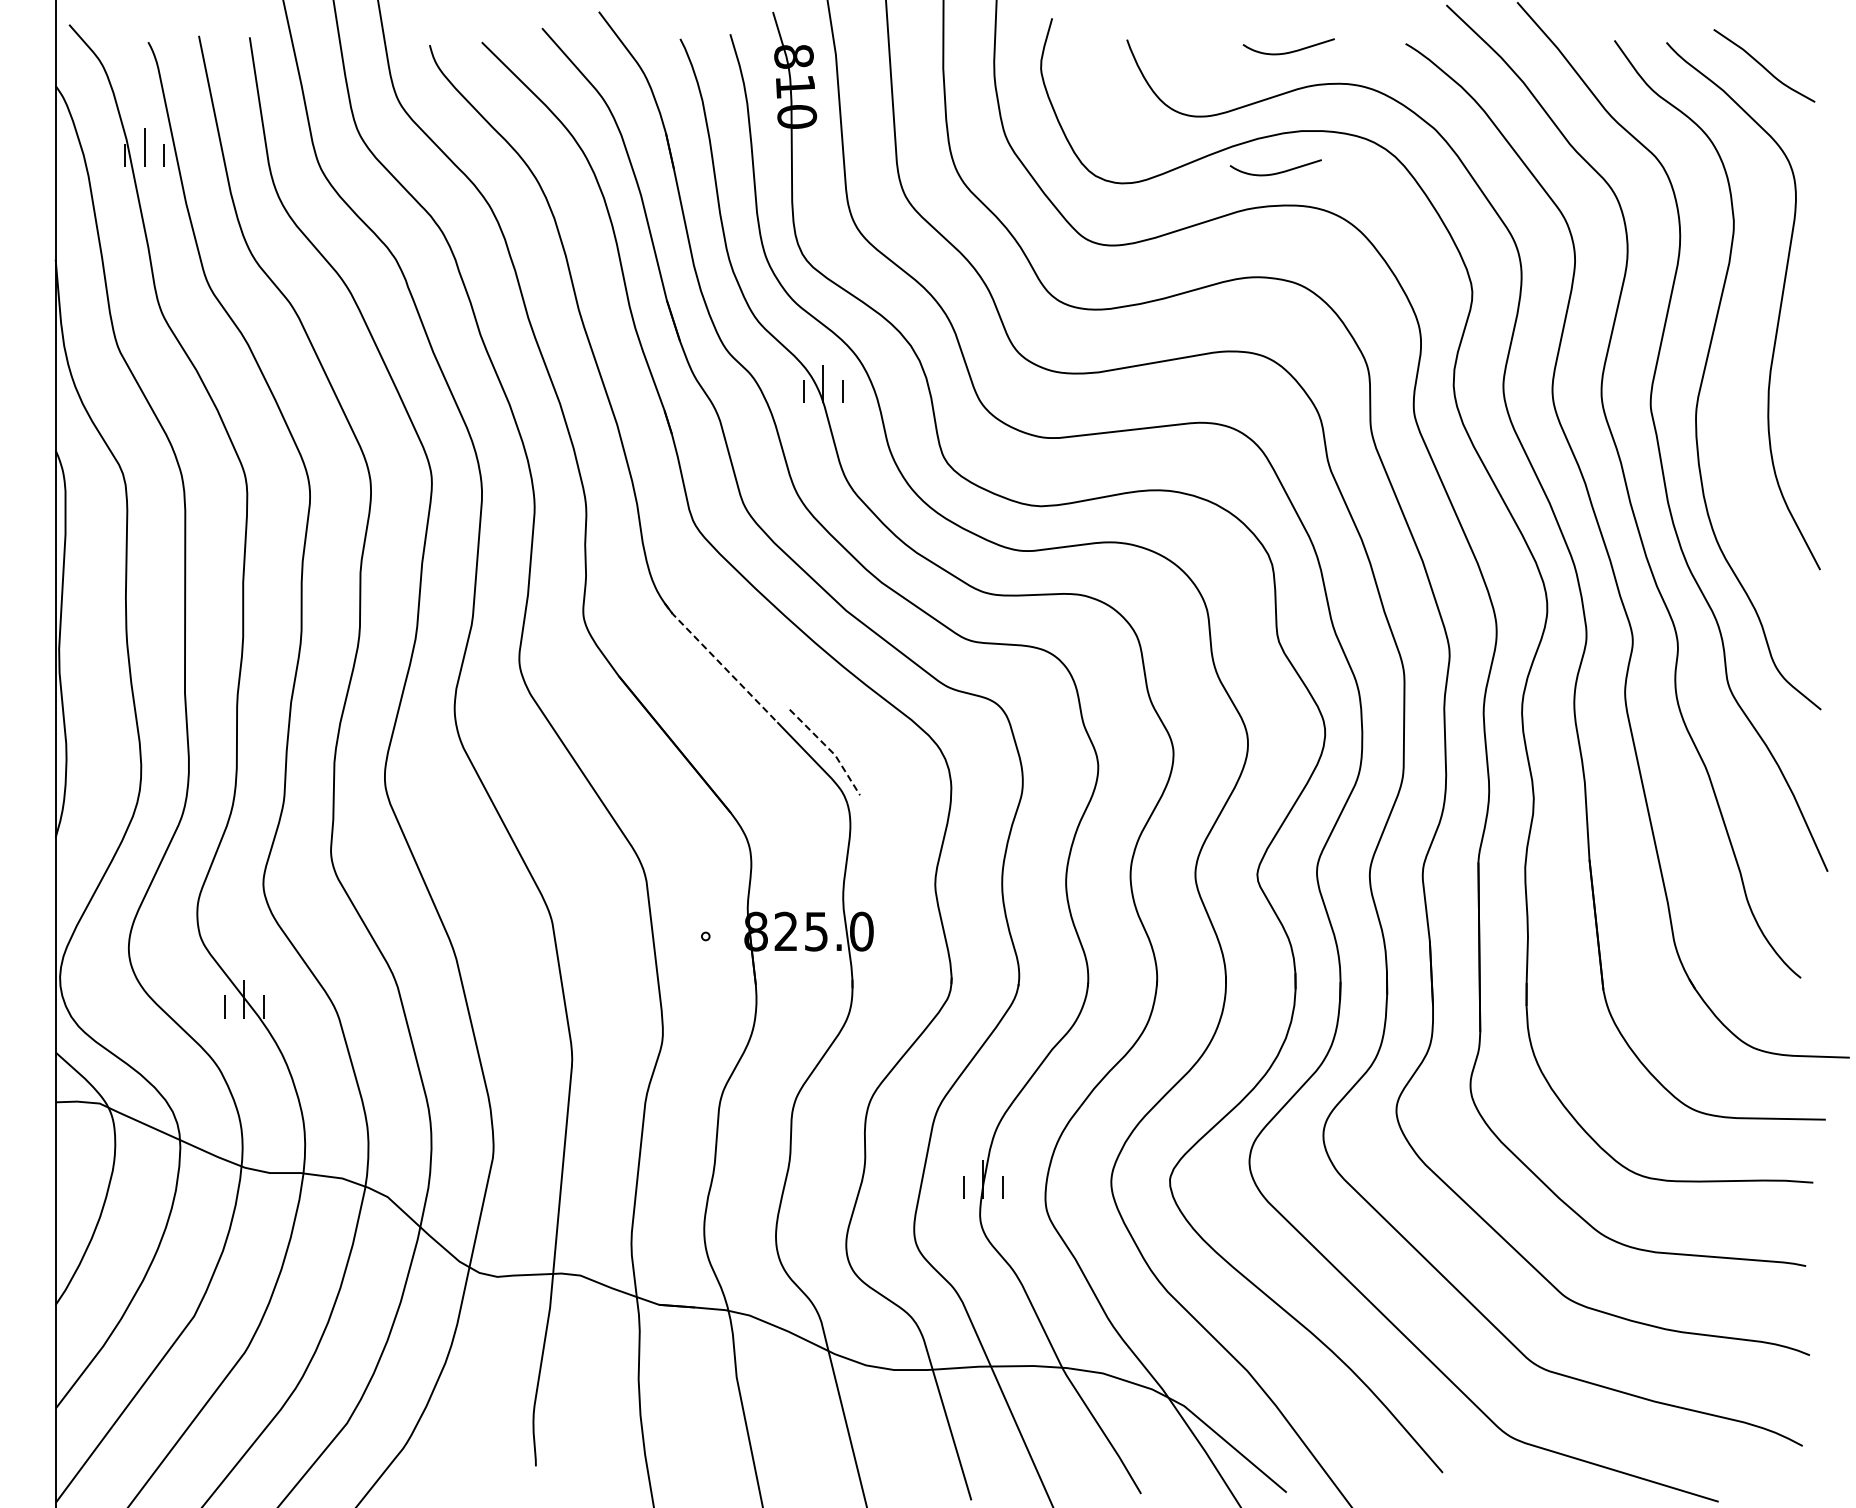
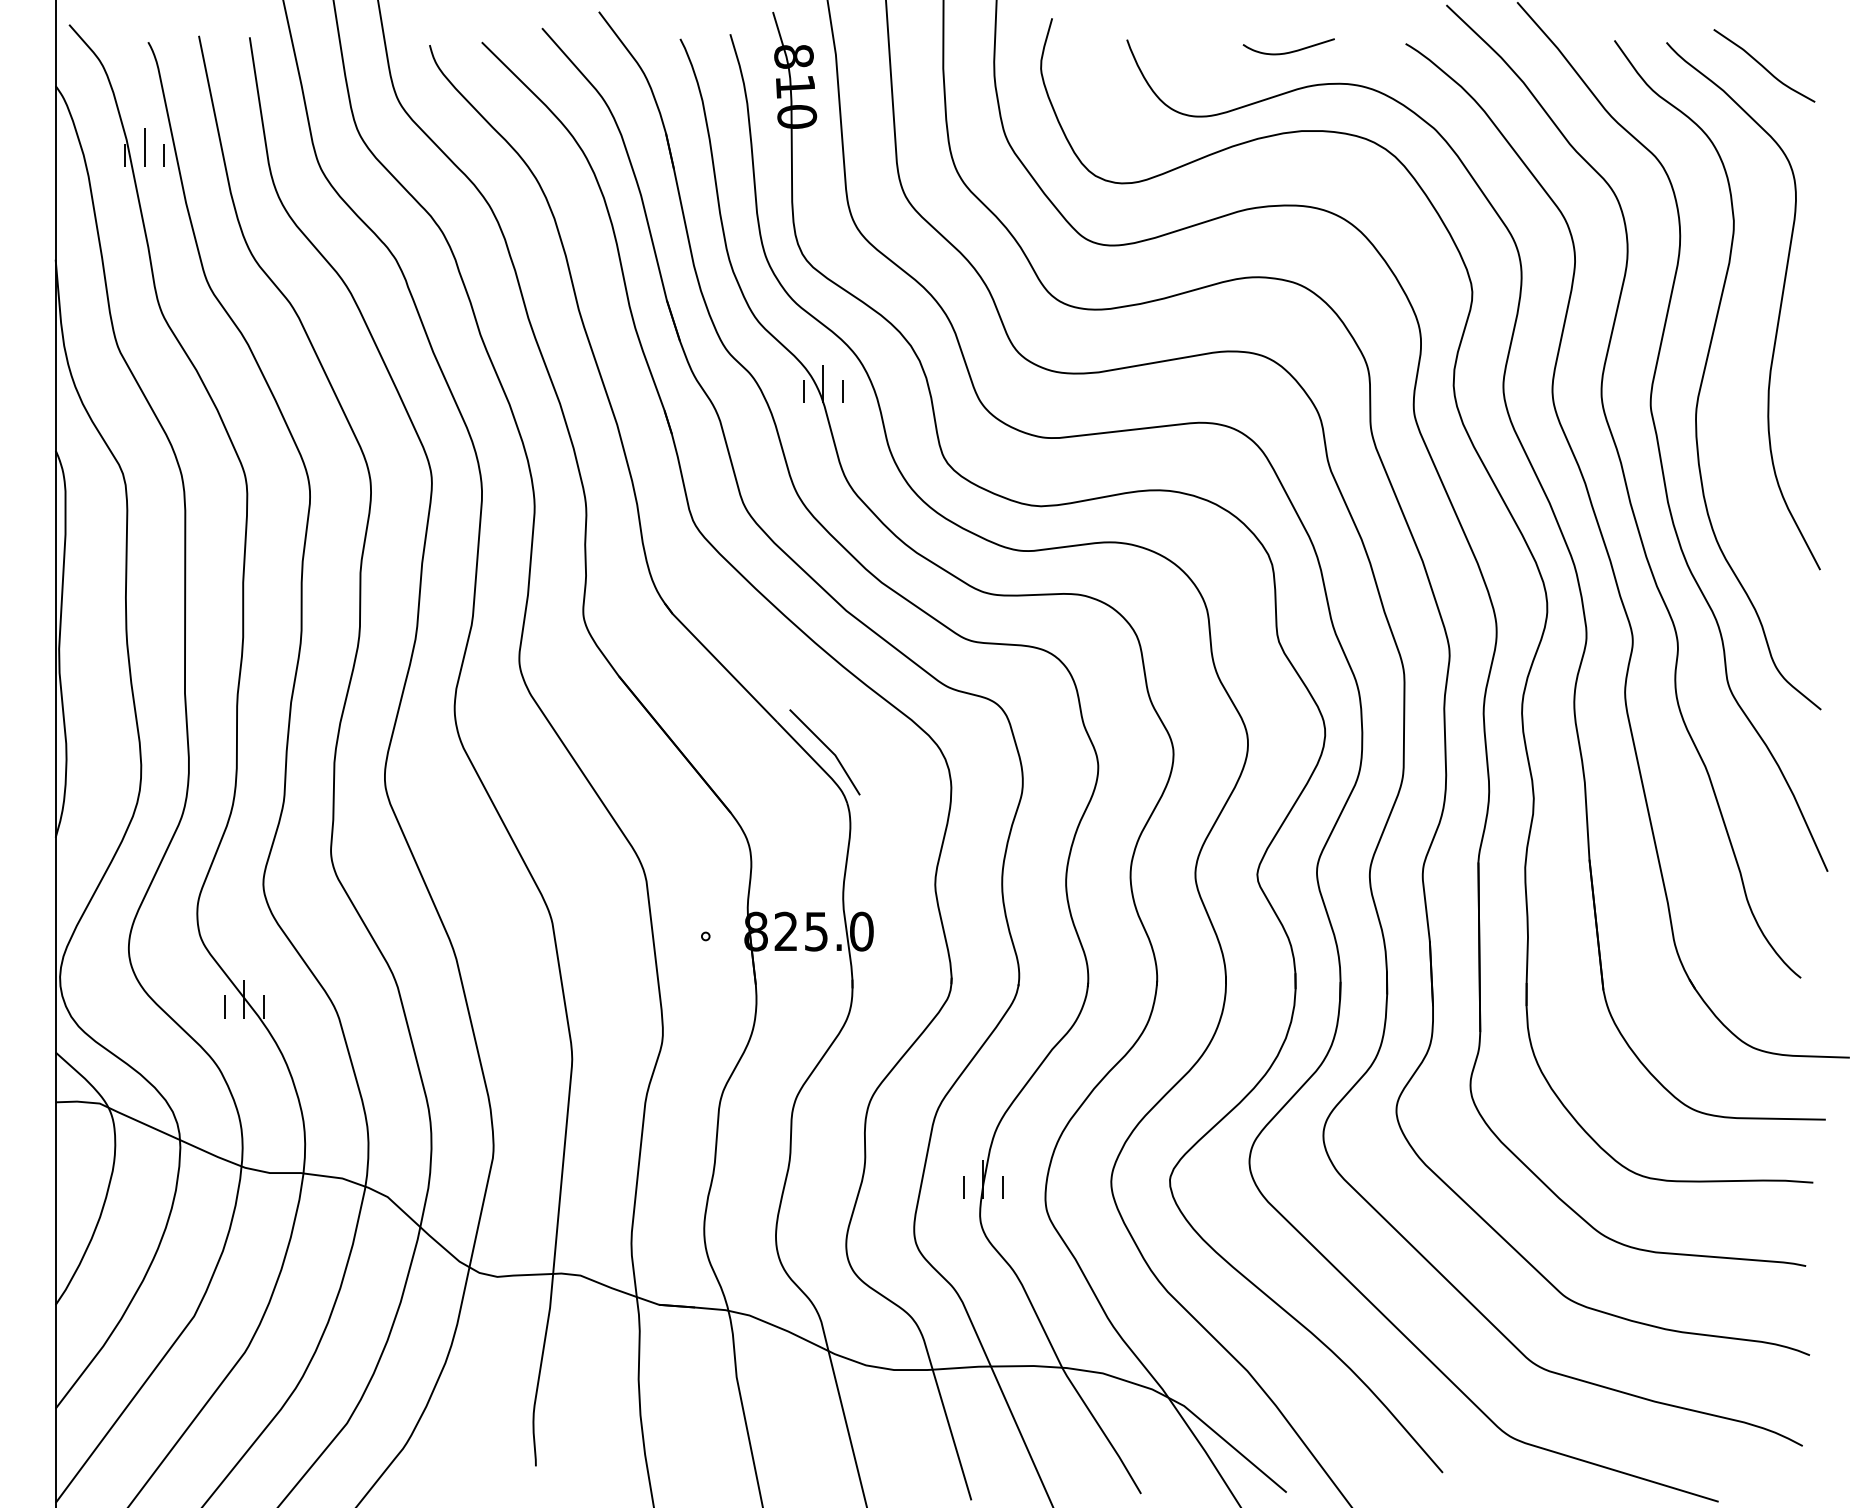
curve: present -> none (1276, 172)
line: dashed -> solid (719, 662)
line: dashed -> solid (829, 749)
